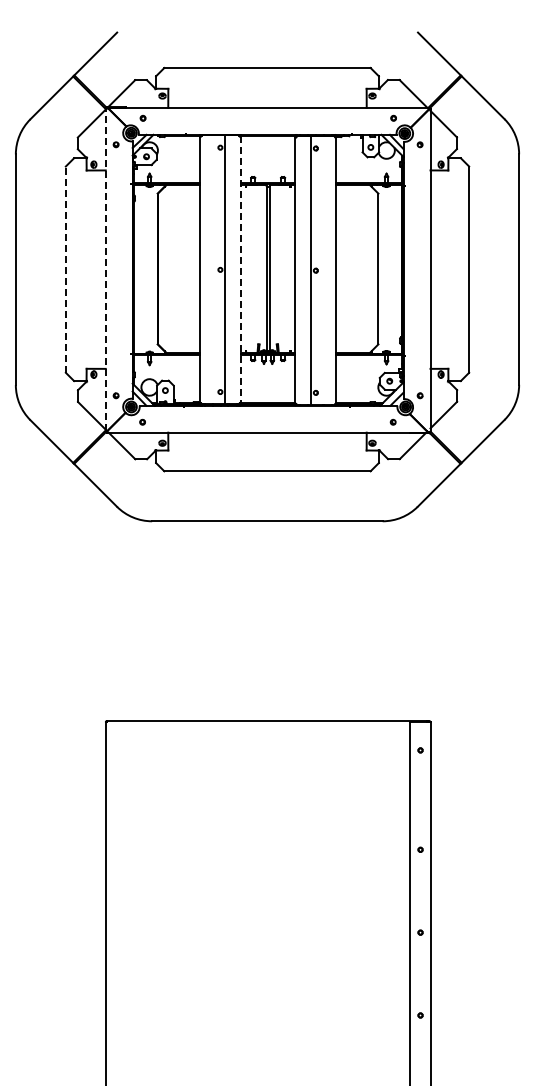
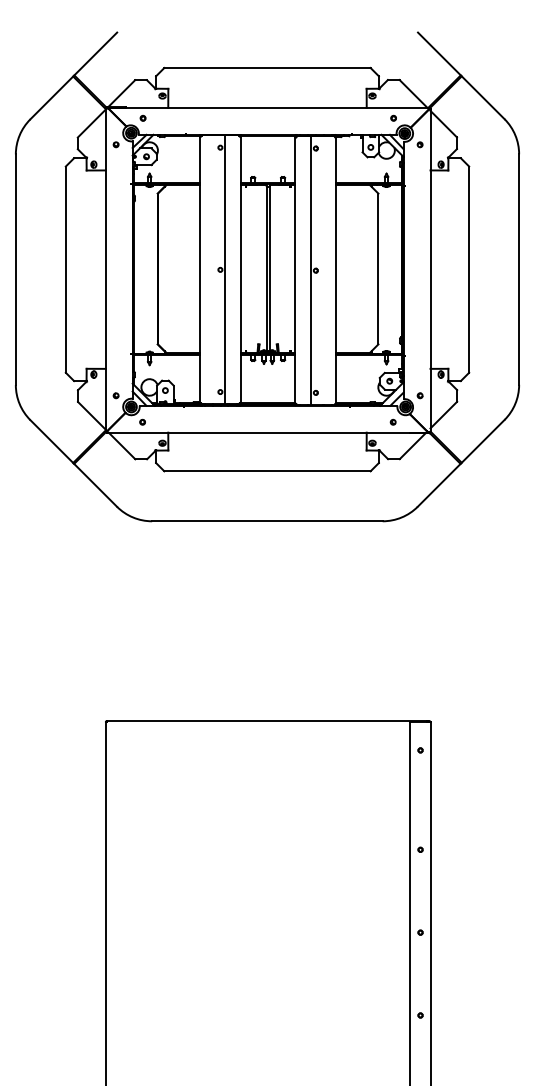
line: dashed -> solid (65, 269)
line: dashed -> solid (105, 269)
line: dashed -> solid (241, 269)
